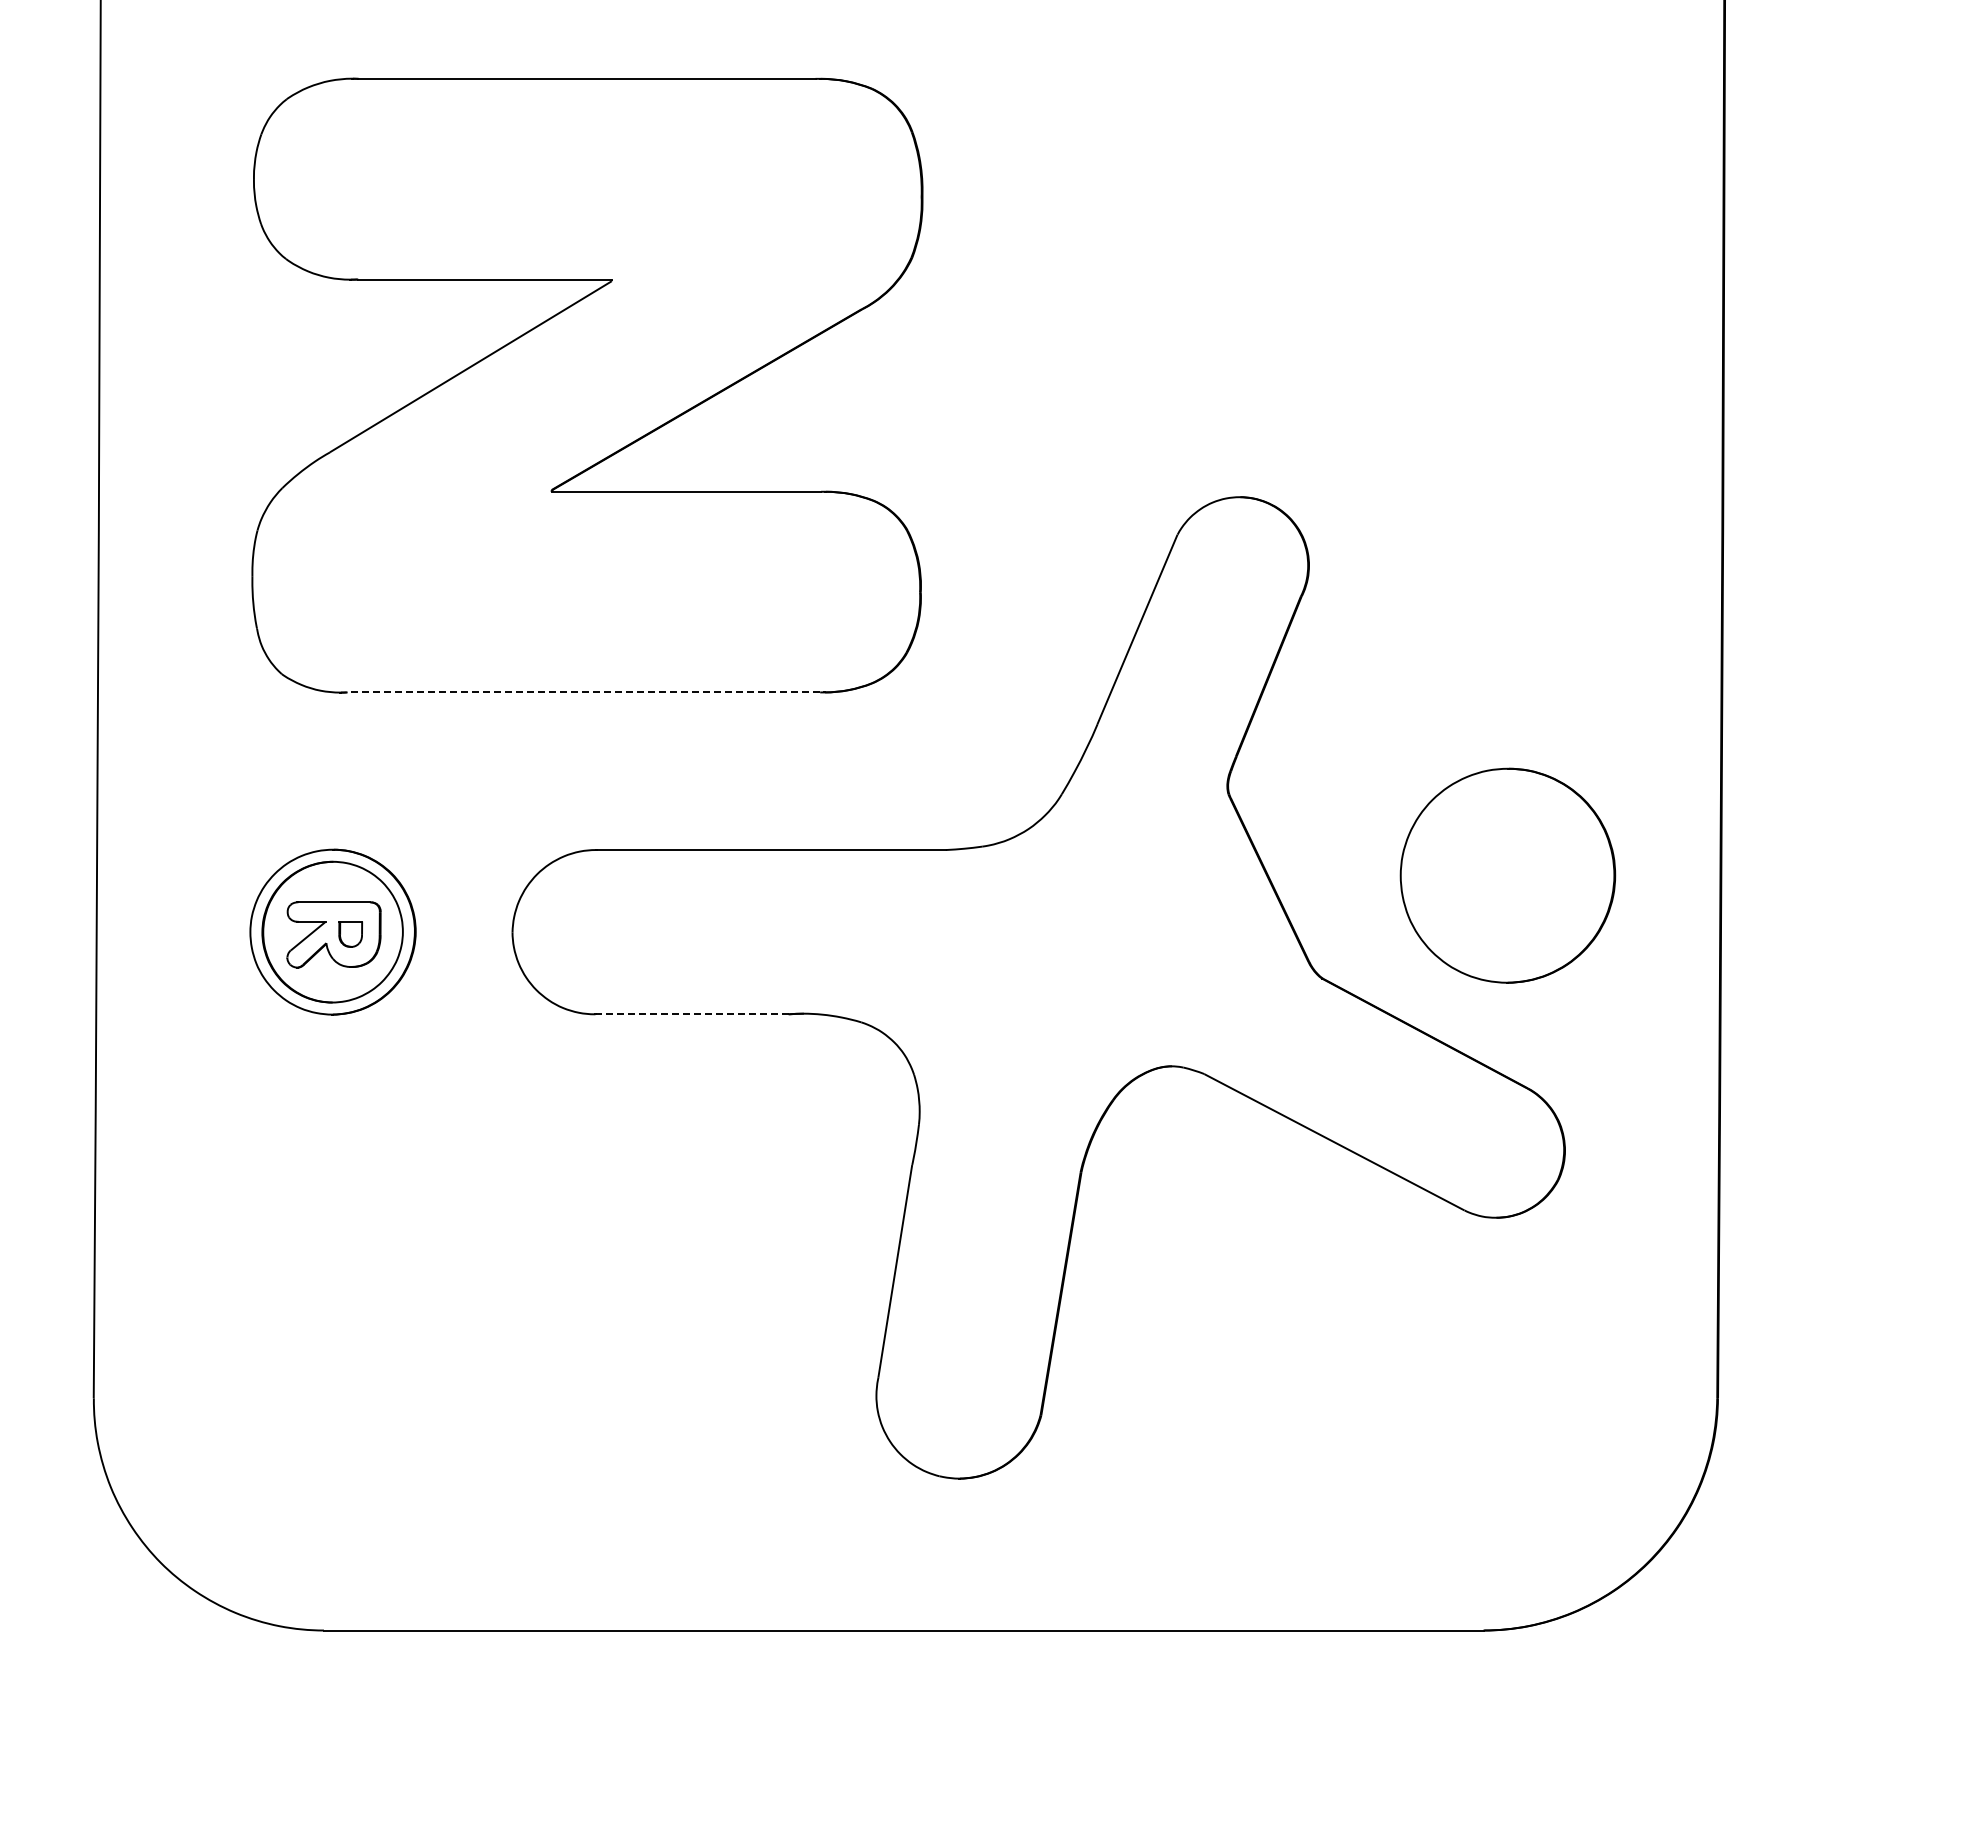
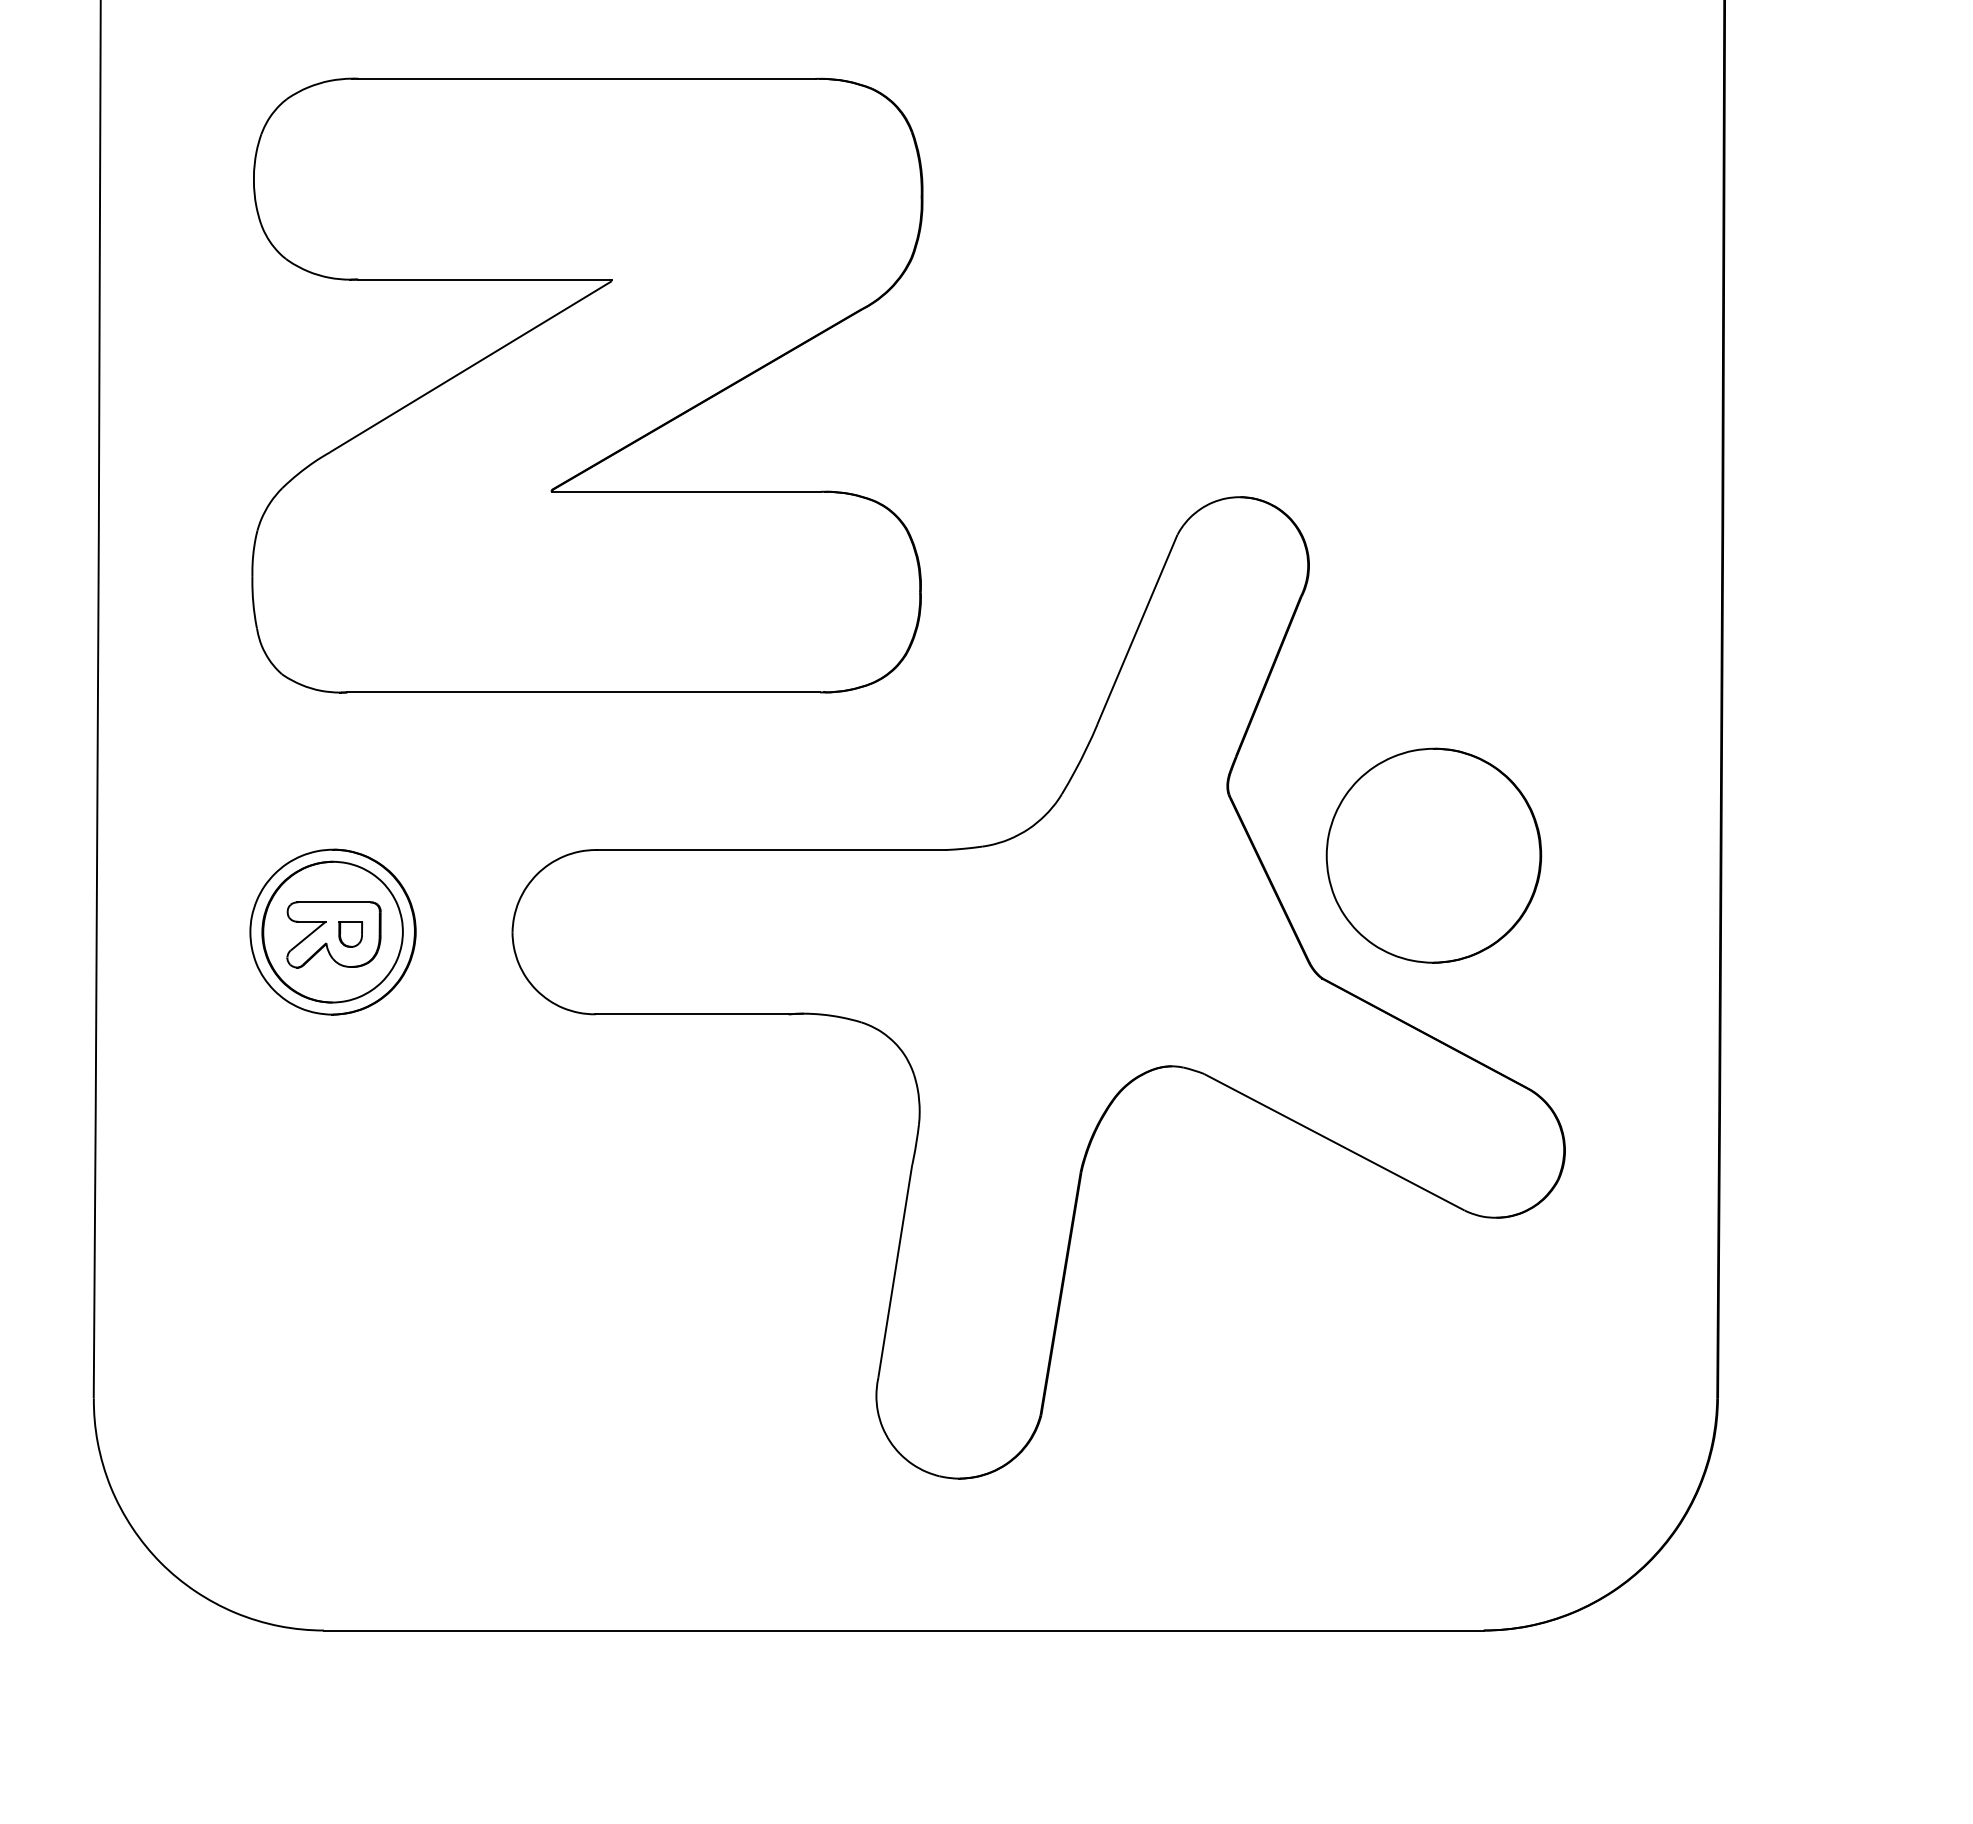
line: dashed -> solid (583, 692)
part position: (1507, 875) -> (1433, 855) (1433, 855)
line: dashed -> solid (692, 1014)
